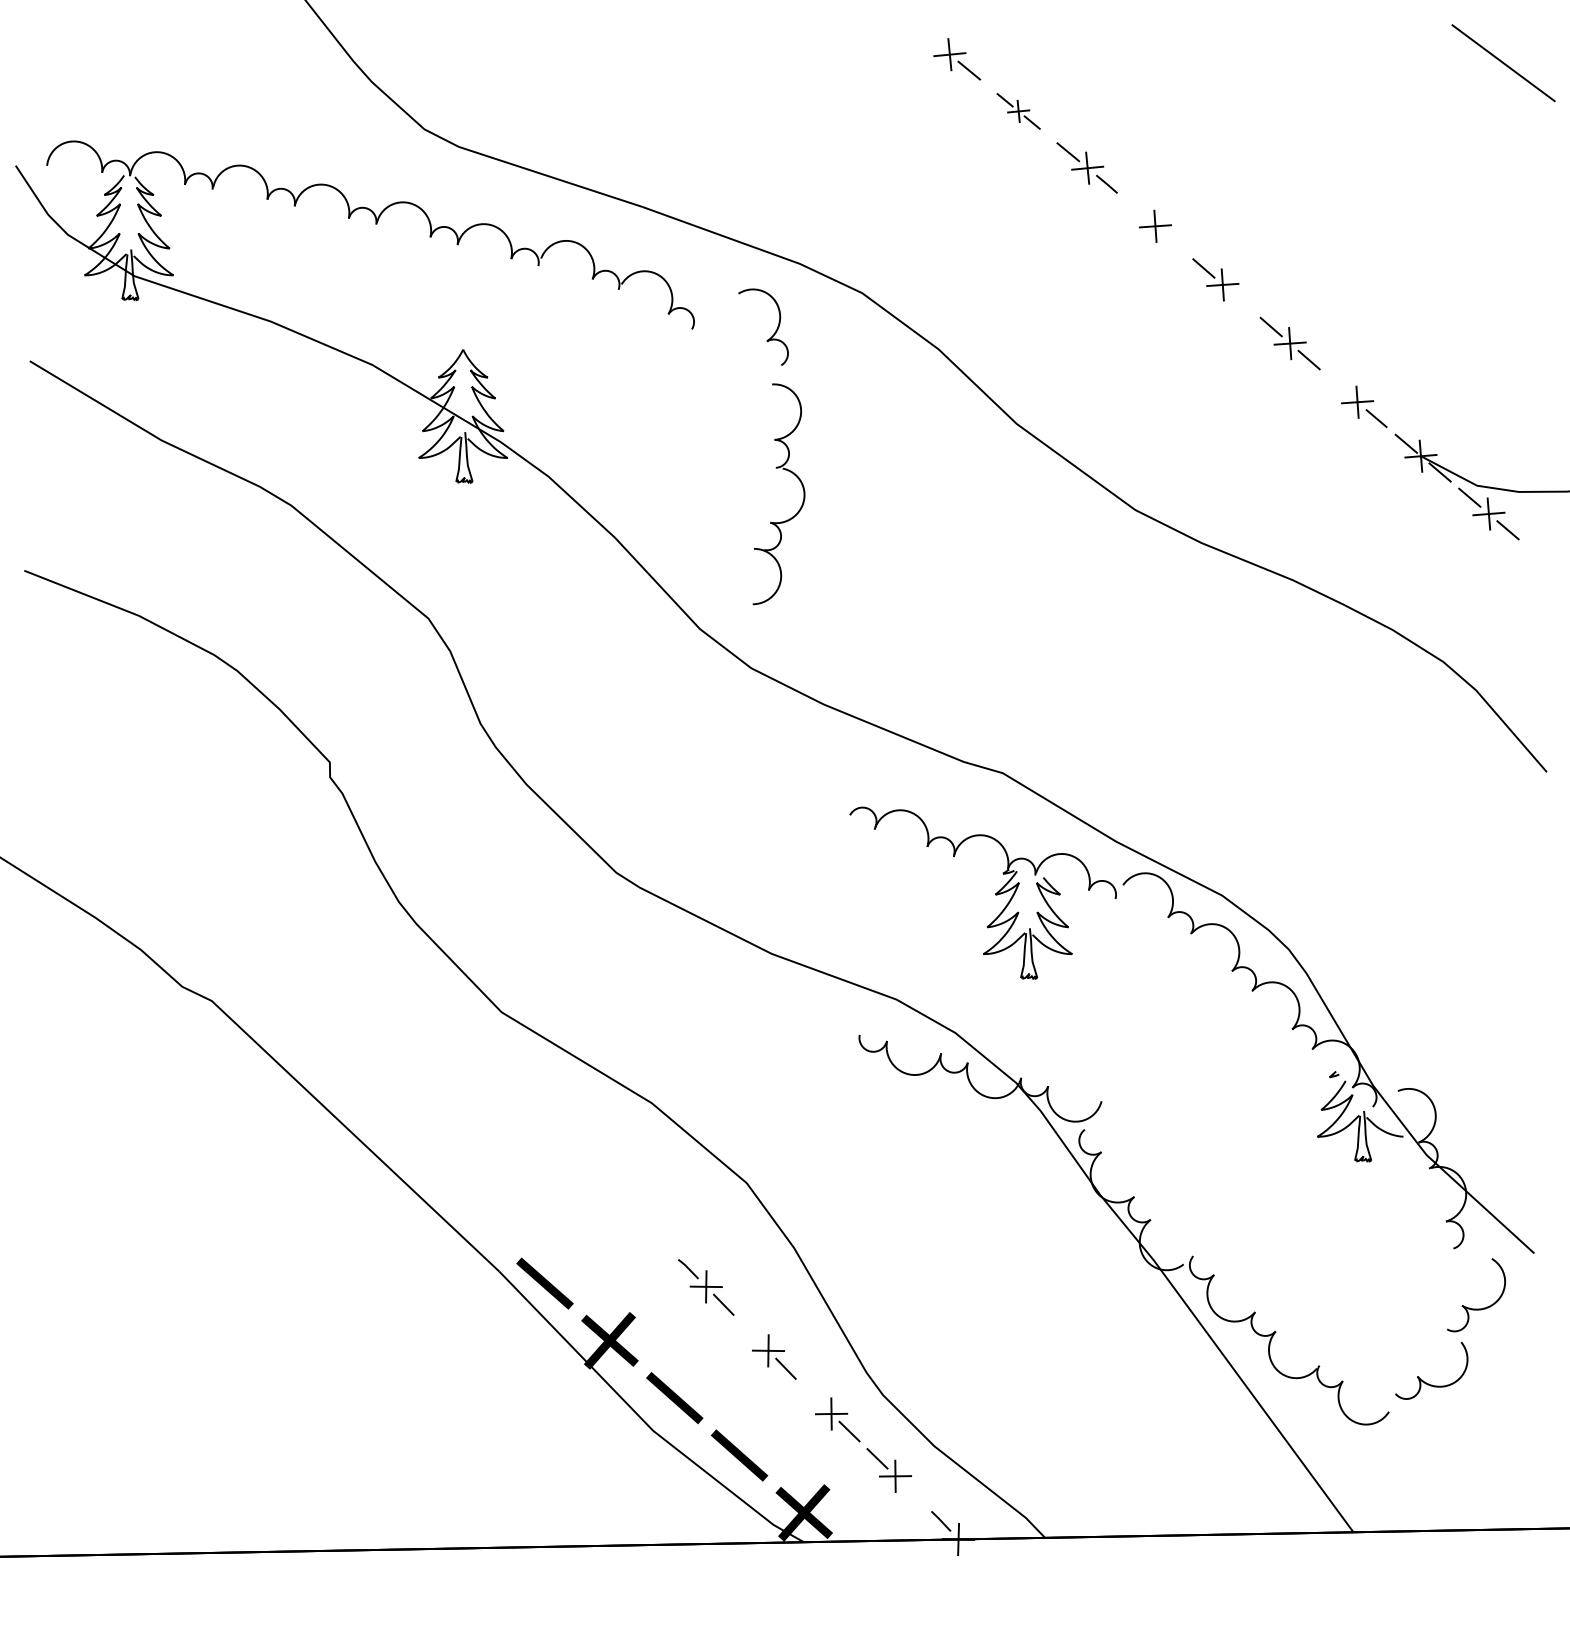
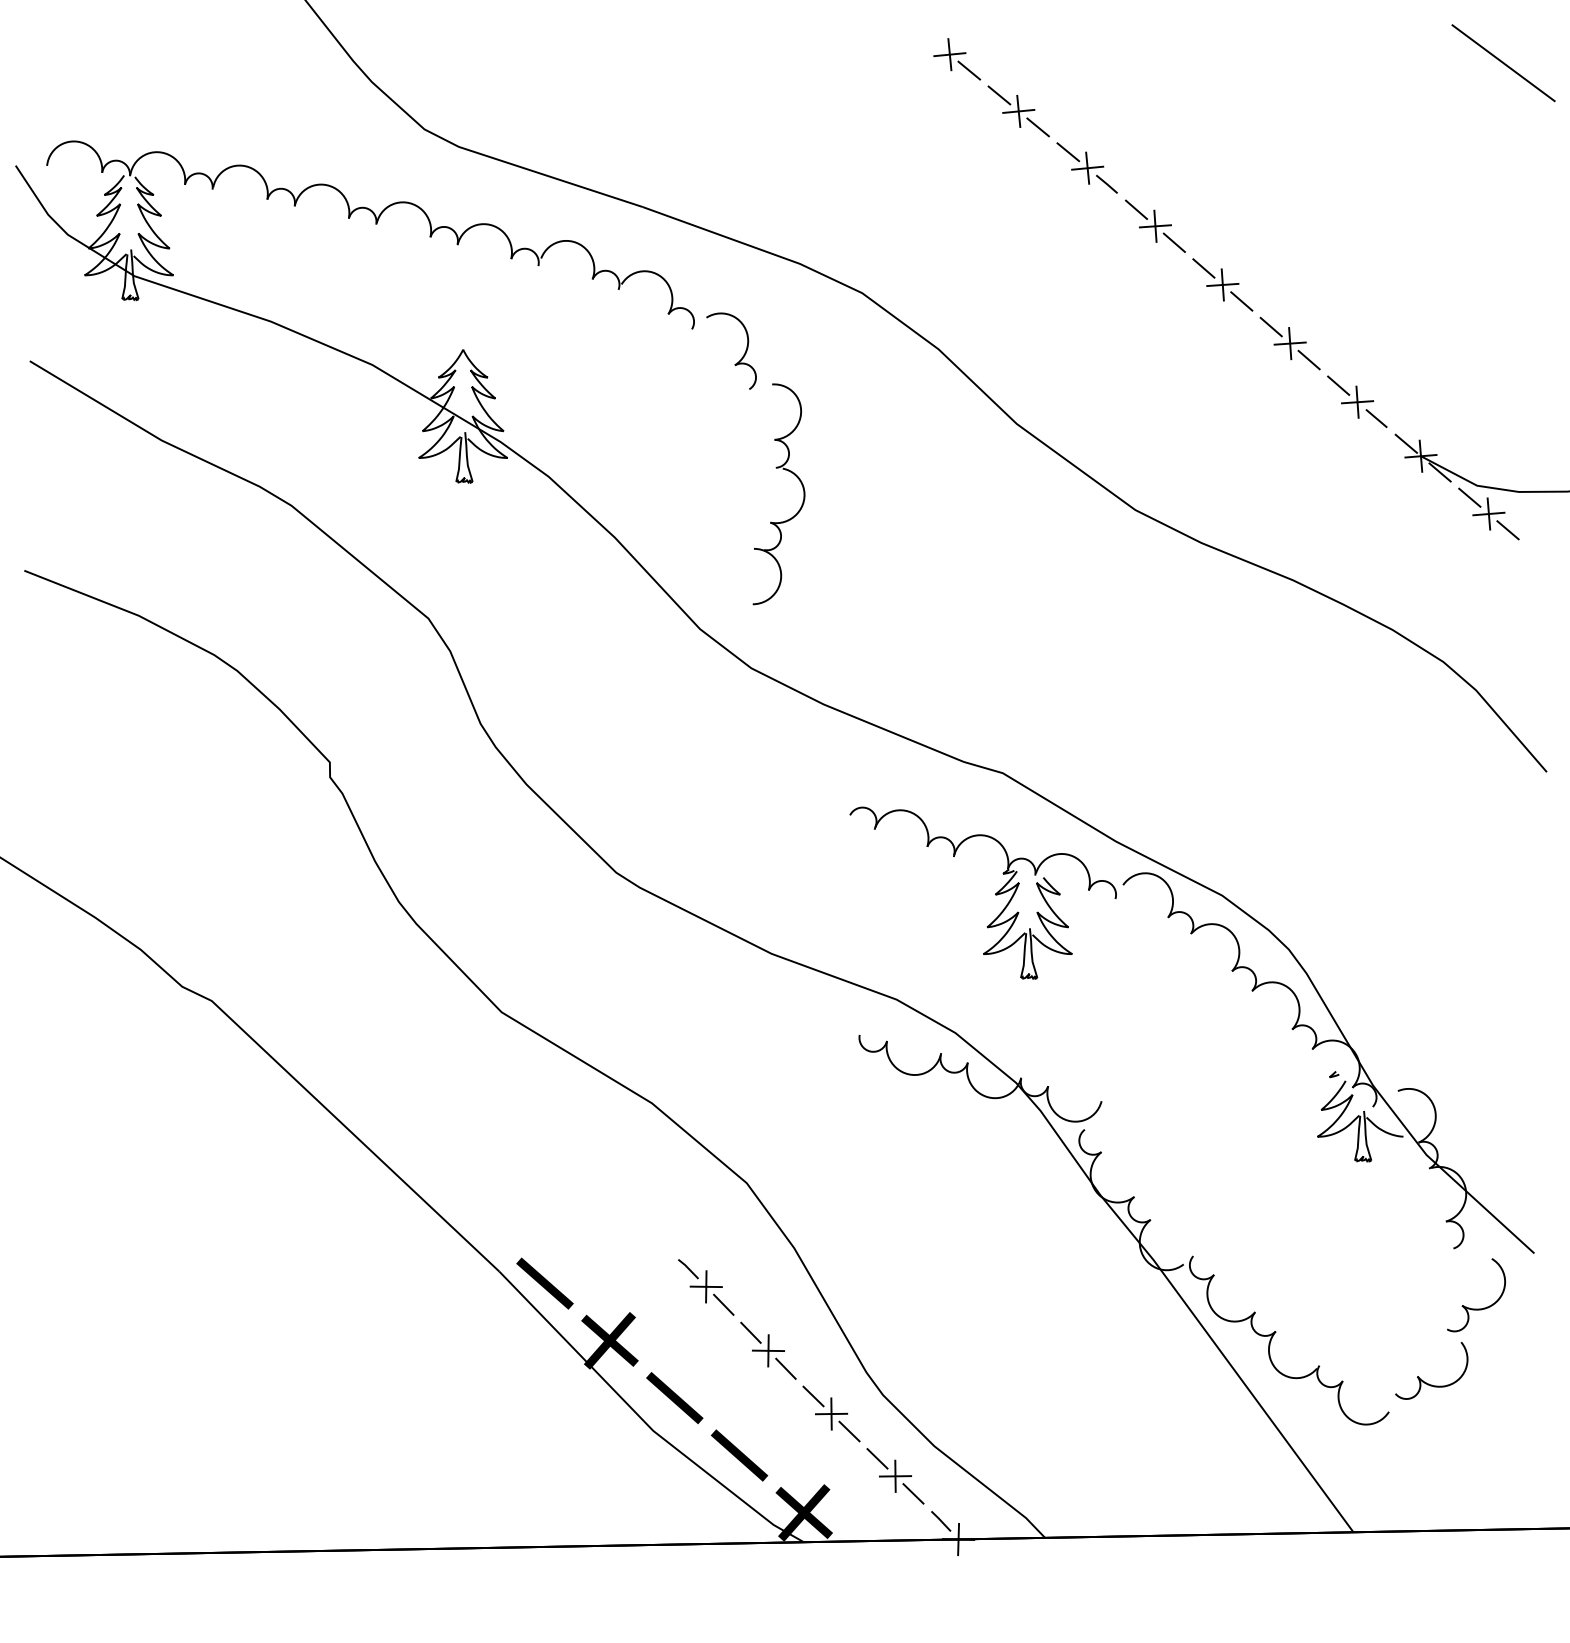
part size: 45x37 px -> 63x53 px (1018, 111)
line: none -> present (1136, 209)
line: none -> present (1173, 242)
line: none -> present (1241, 301)
part position: (773, 333) -> (741, 357) (741, 357)
line: none -> present (1338, 385)
line: none -> present (750, 1332)
line: none -> present (813, 1396)
line: none -> present (913, 1493)
